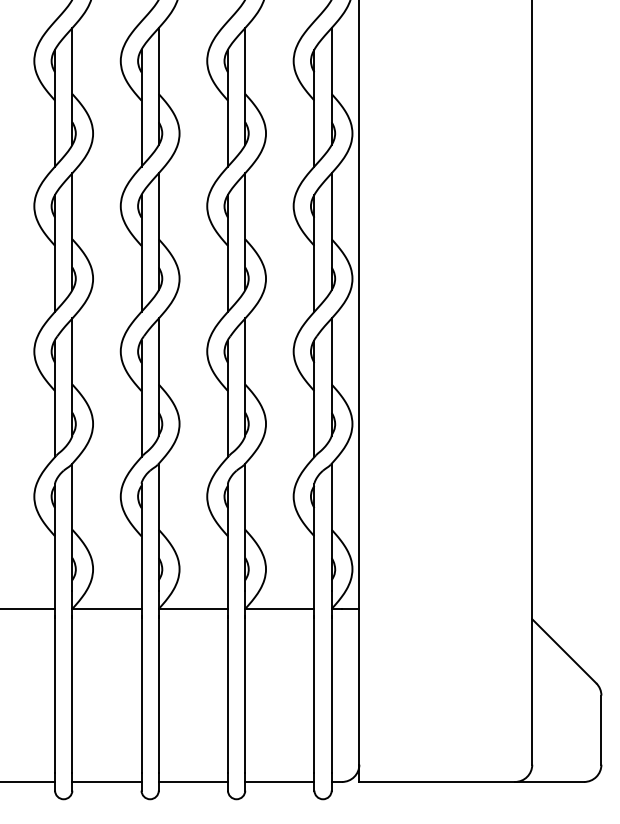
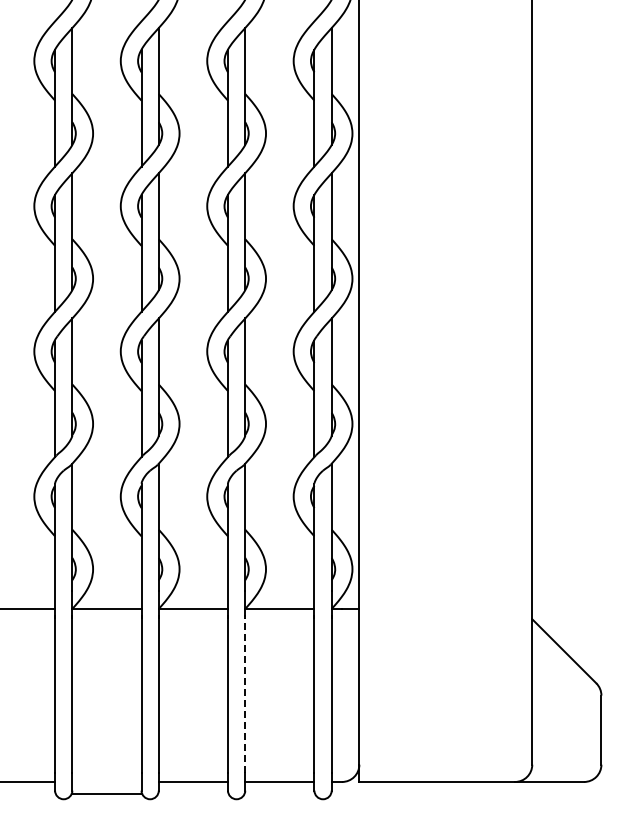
line: solid -> dashed (245, 695)
line position: (106, 781) -> (106, 793) (106, 793)
